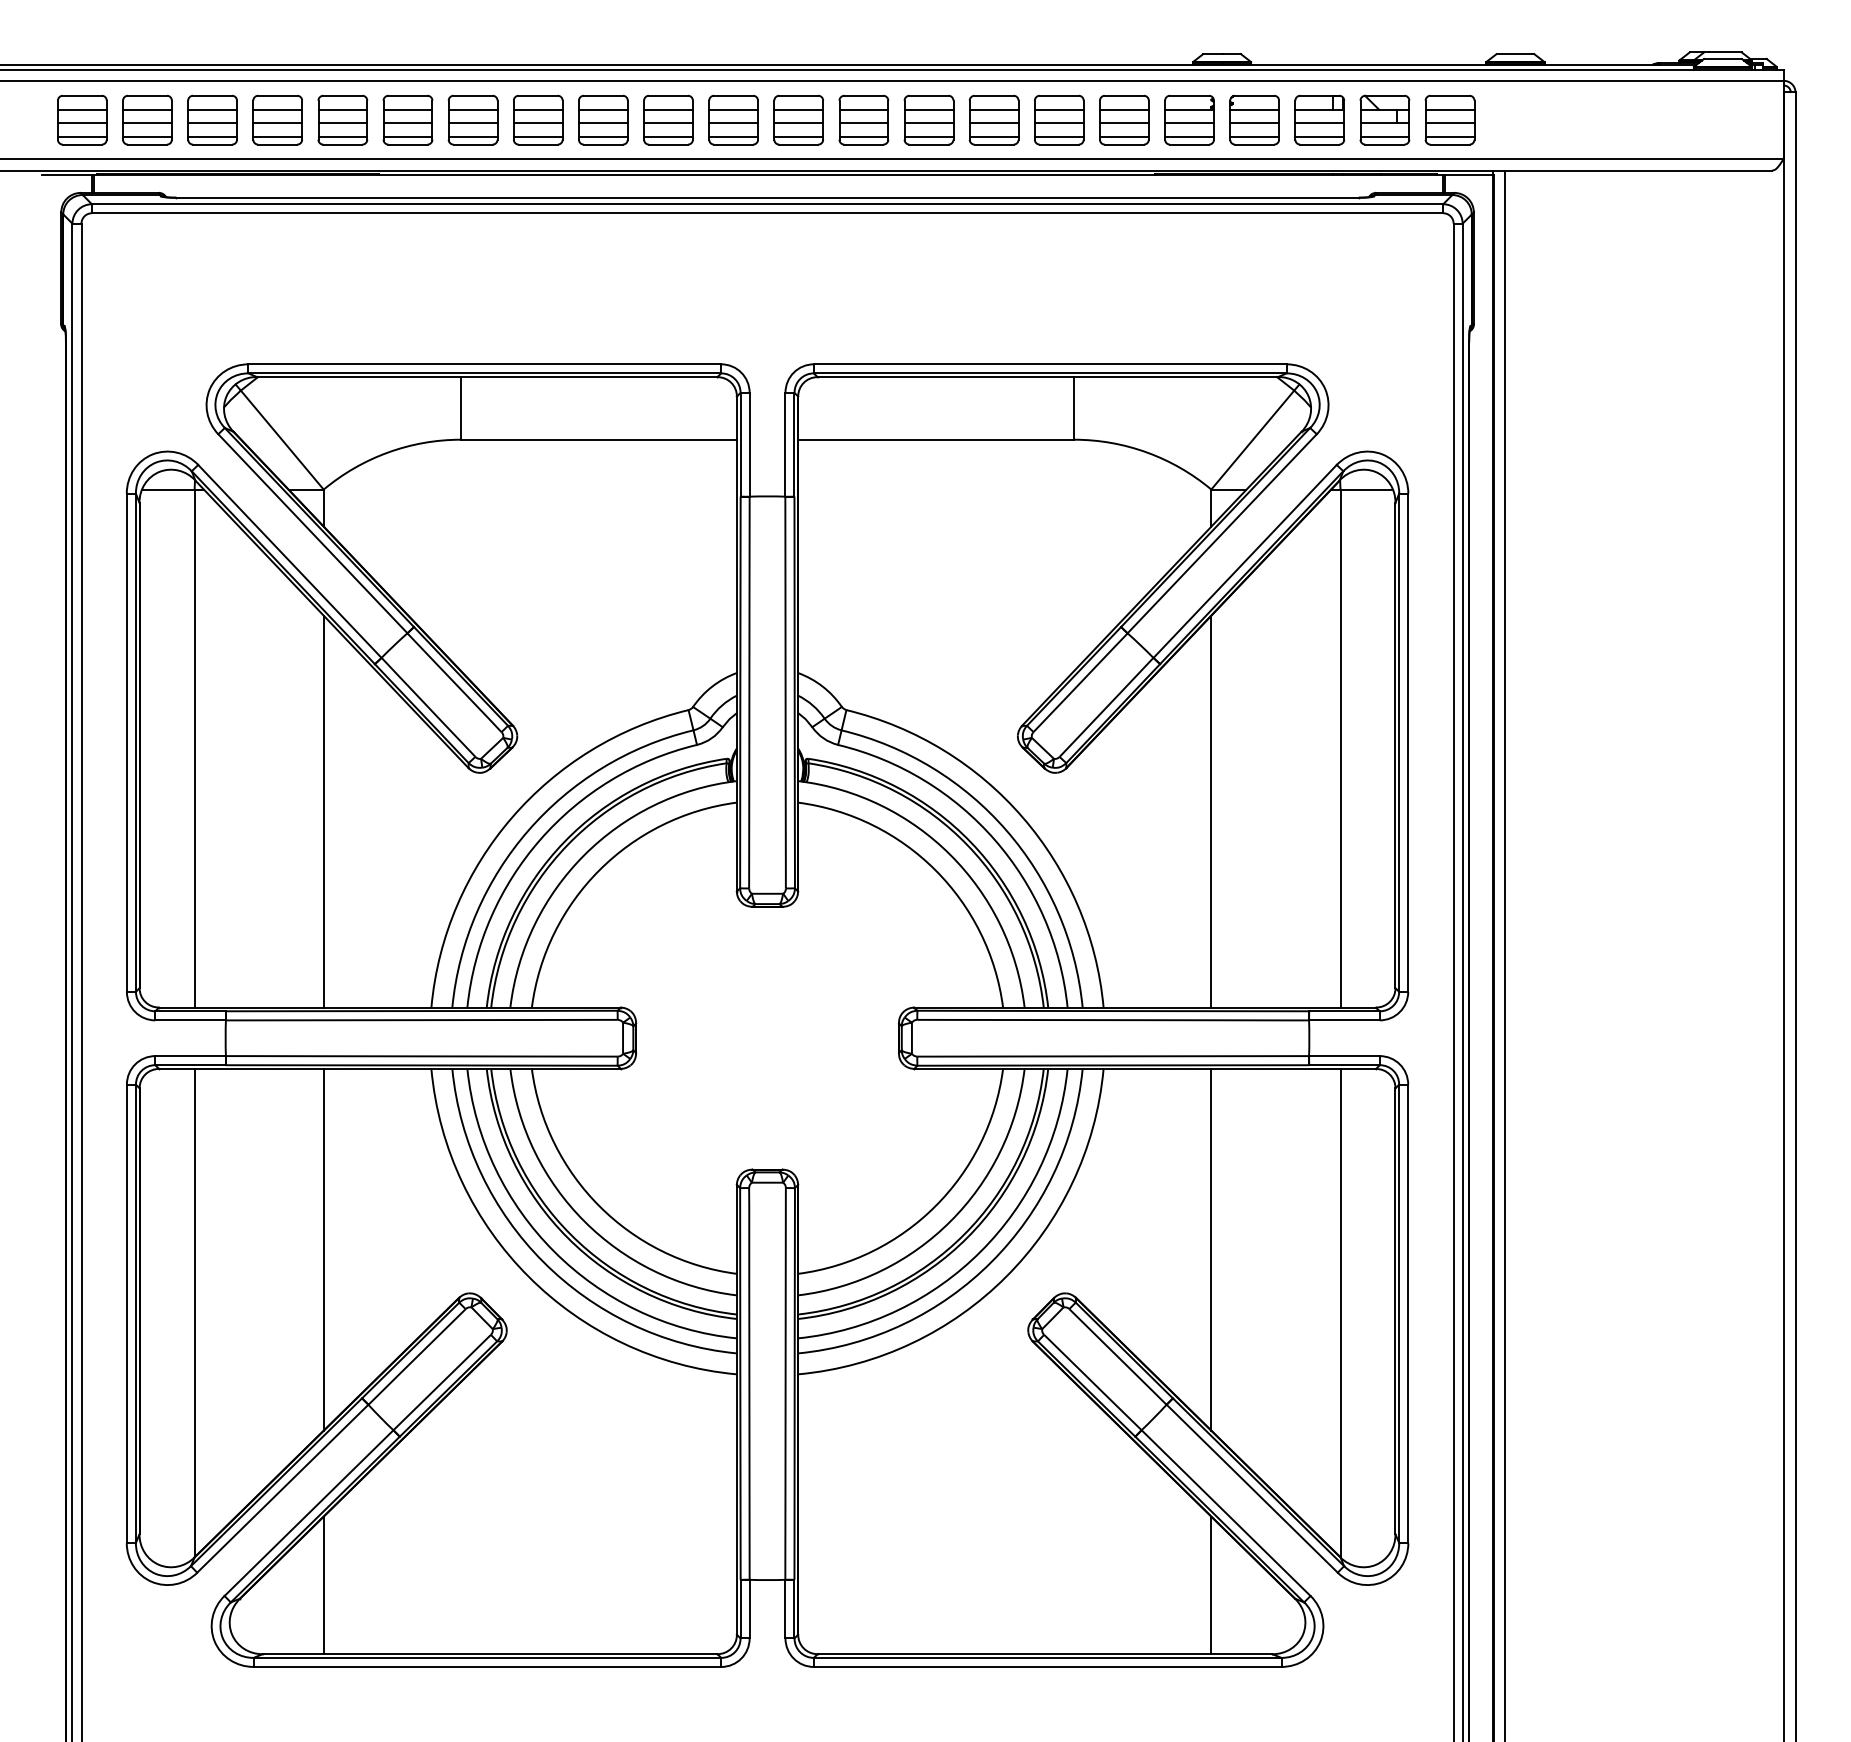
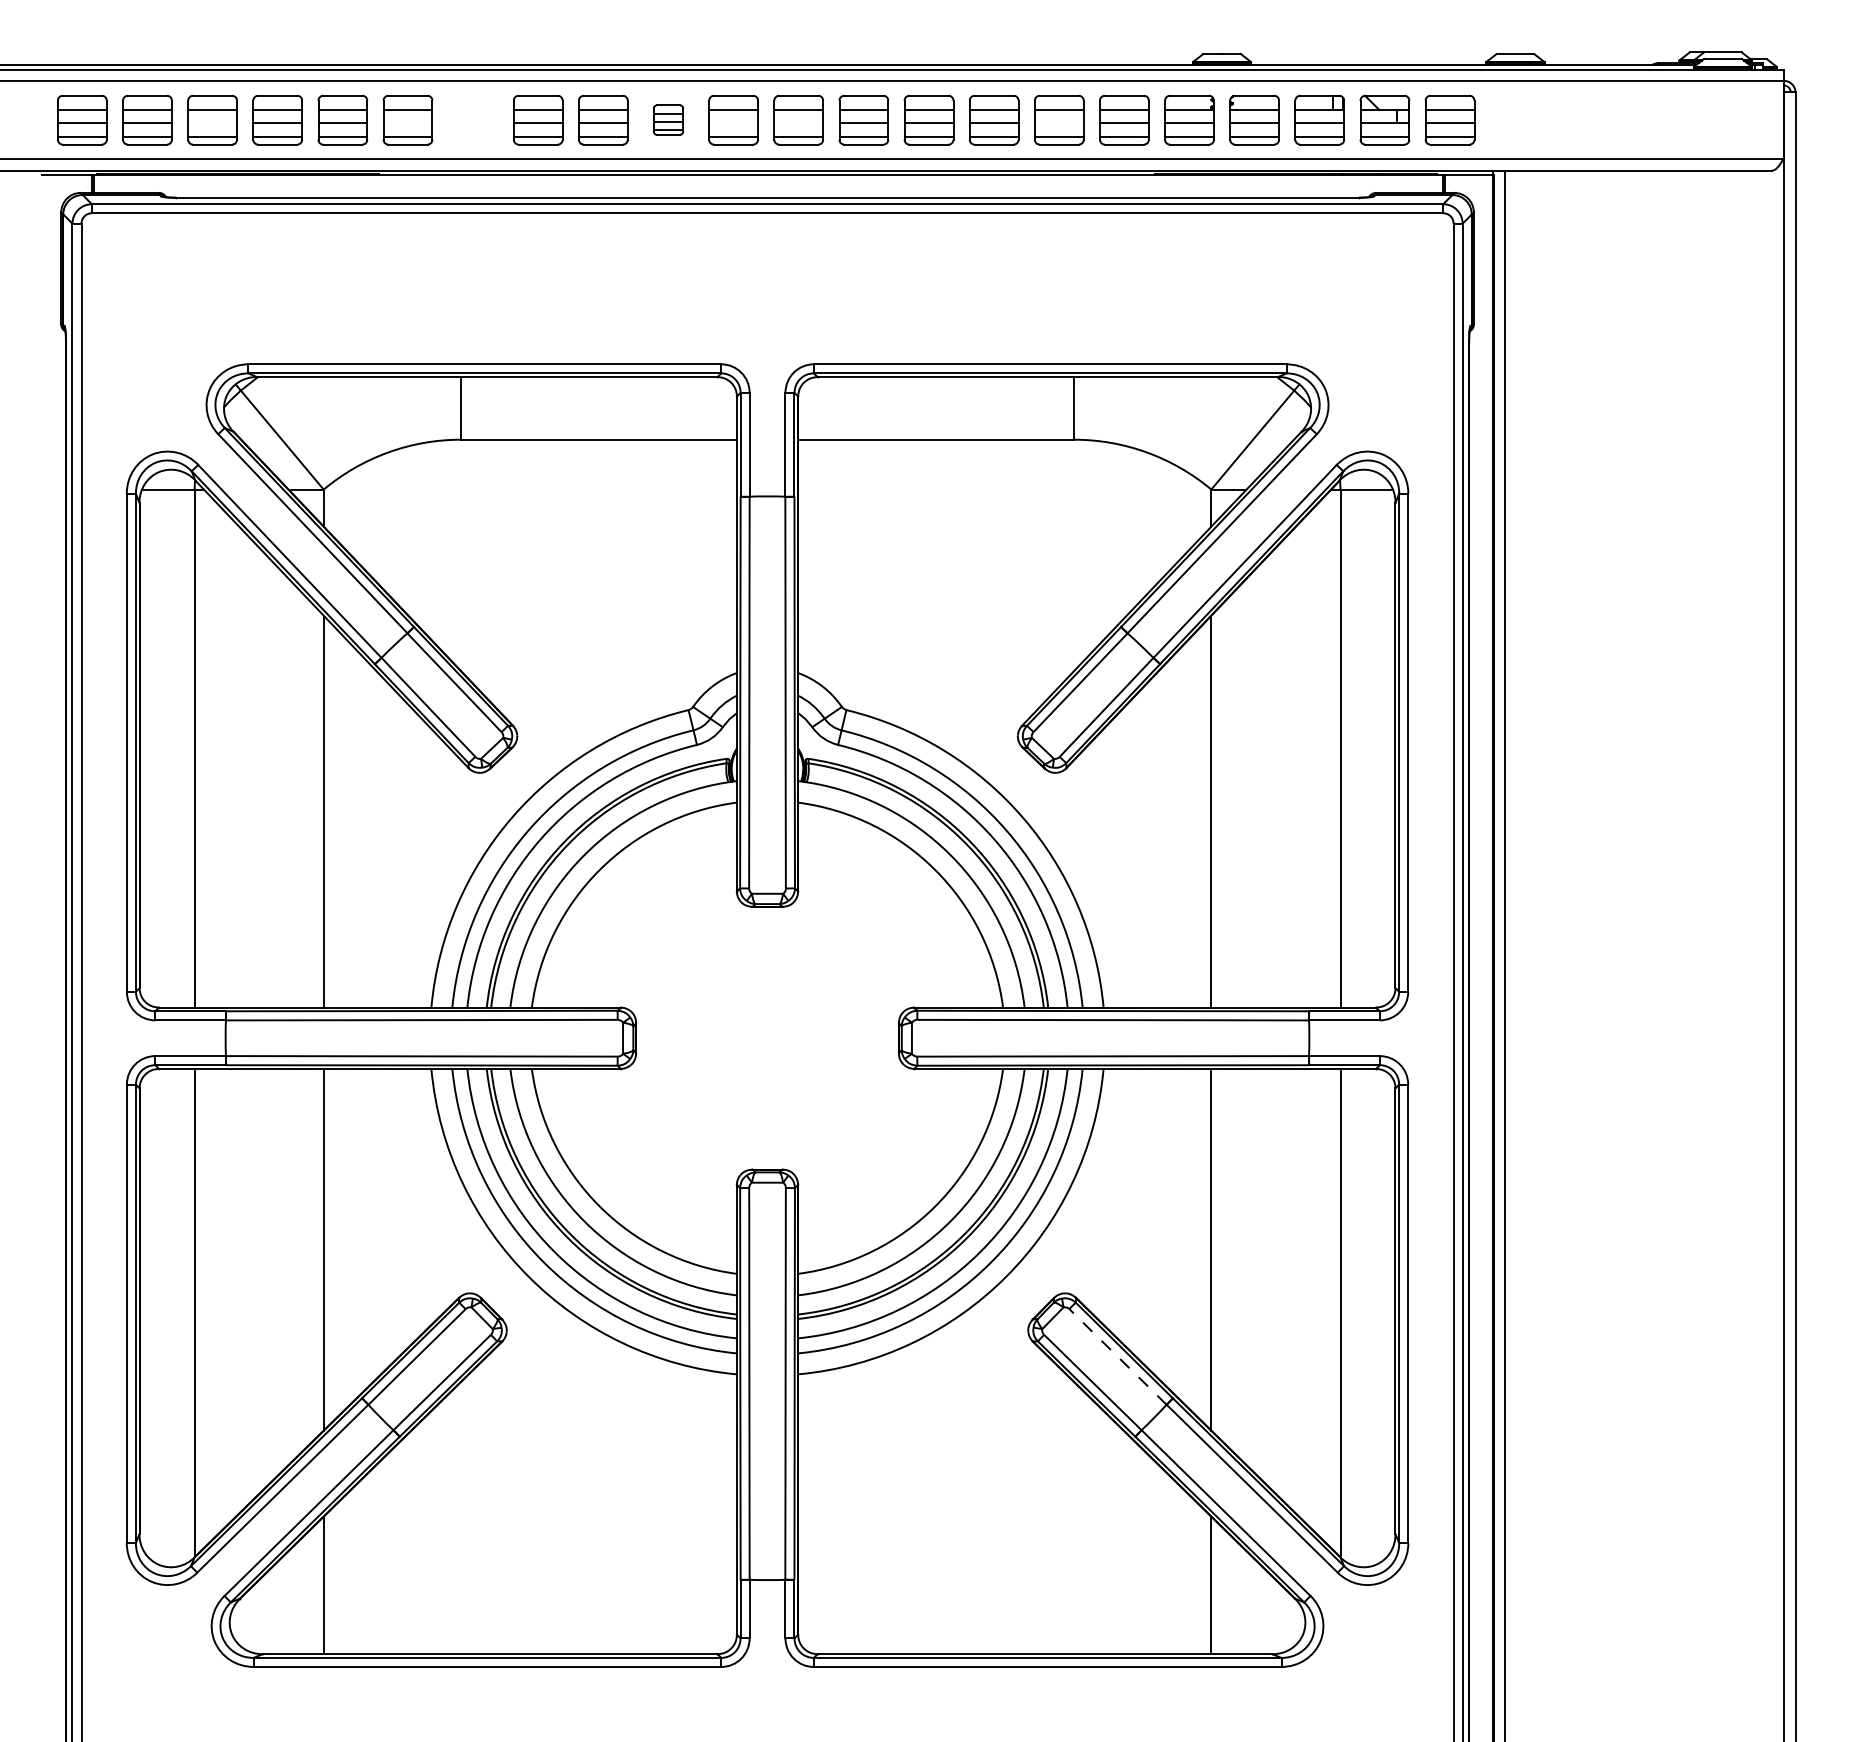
part: present -> none (472, 119)
part size: 51x52 px -> 31x32 px (668, 119)
line: present -> none (212, 123)
line: present -> none (407, 123)
line: present -> none (733, 123)
line: present -> none (798, 123)
line: present -> none (1058, 123)
line: solid -> dashed (1117, 1356)
